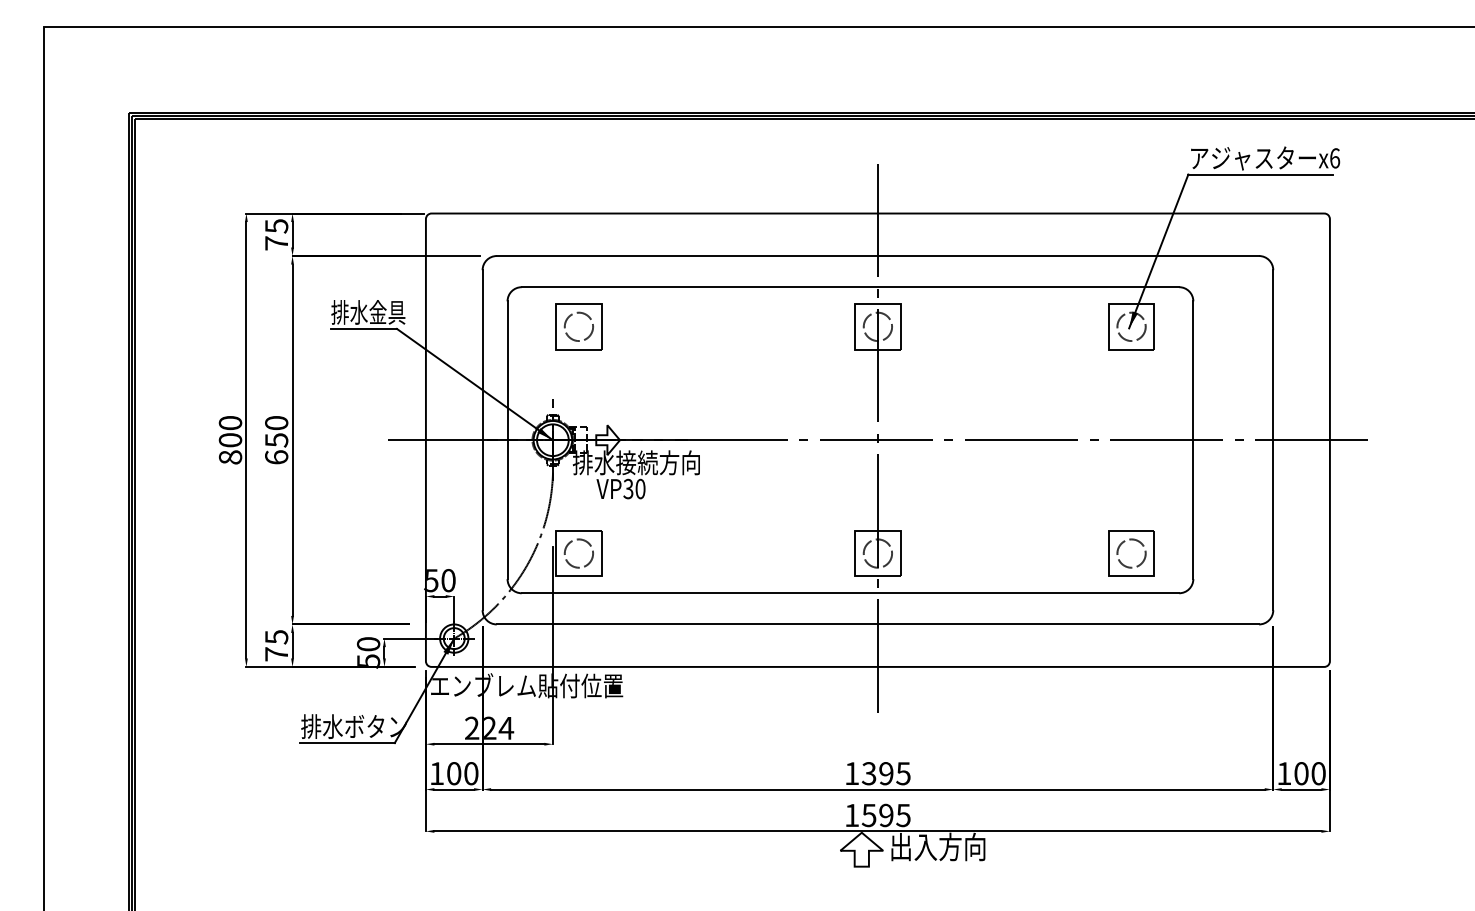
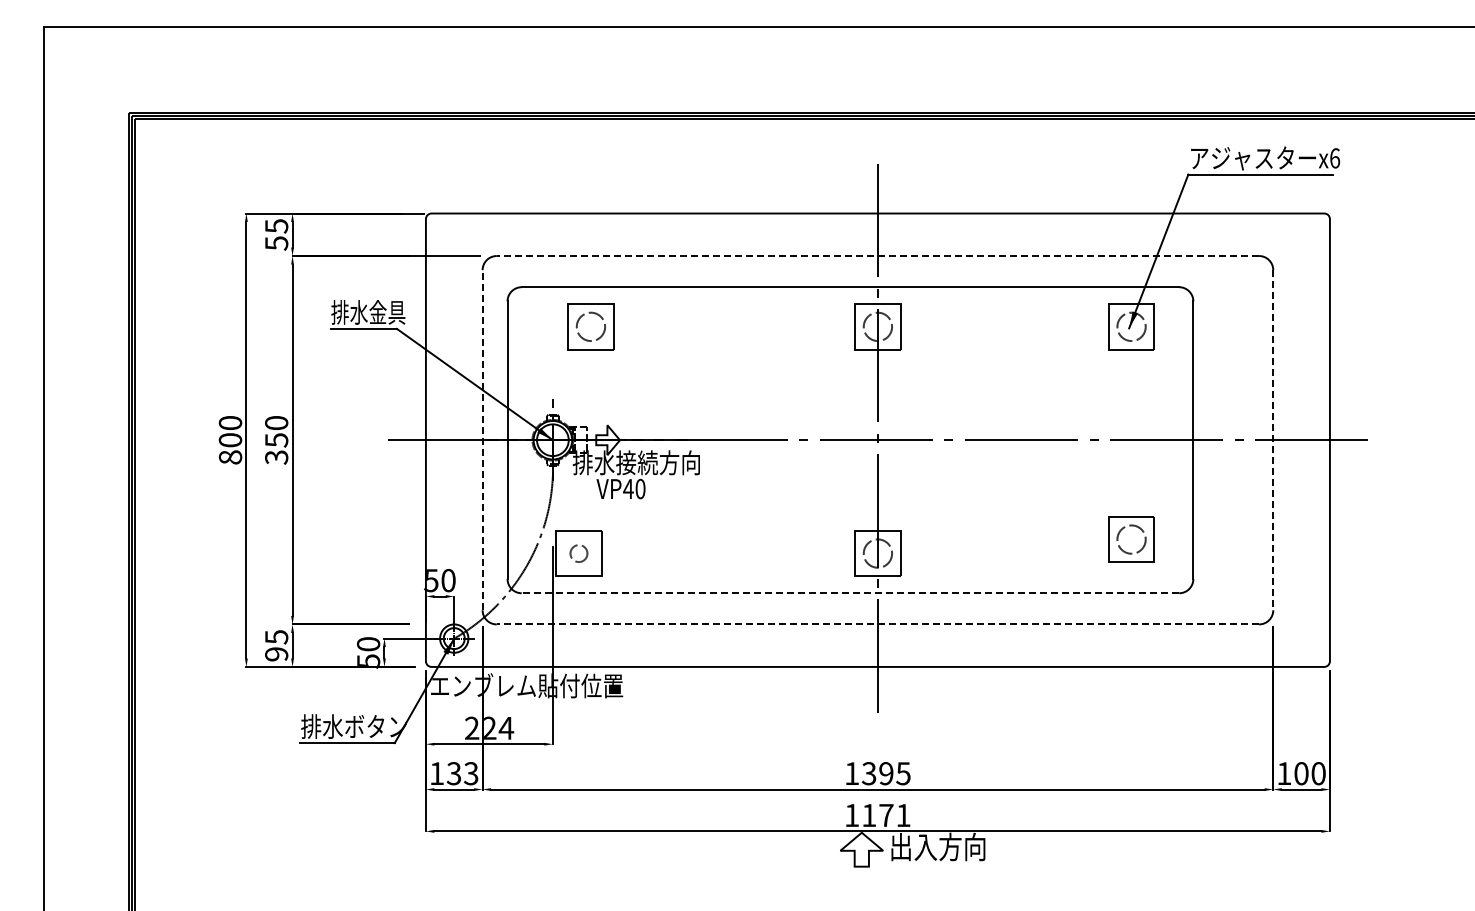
text: 75 -> 55 (276, 243)
line: solid -> dashed (877, 256)
part position: (578, 326) -> (590, 326) (590, 326)
line: solid -> dashed (482, 439)
line: solid -> dashed (1273, 440)
text: 650 -> 350 (276, 457)
text: VP30 -> VP40 (628, 488)
circle diameter: 28 px -> 17 px (578, 553)
part position: (1131, 553) -> (1131, 539) (1131, 539)
line: solid -> dashed (850, 593)
line: solid -> dashed (877, 624)
text: 75 -> 95 (276, 654)
text: 100 -> 133 (462, 773)
text: 1595 -> 1171 (885, 815)
